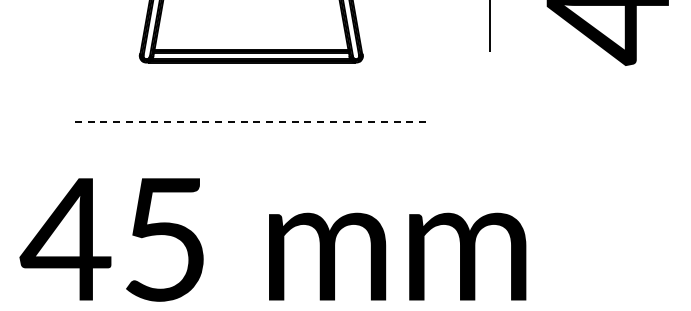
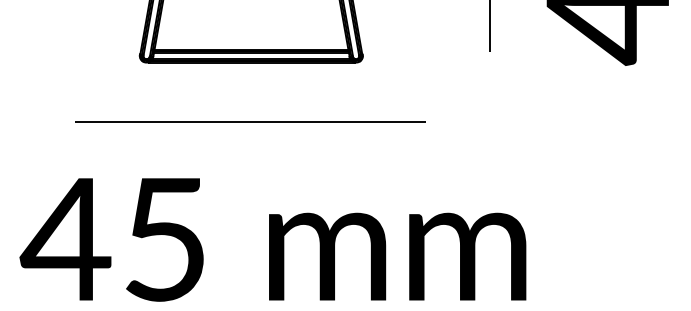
line: dashed -> solid (250, 121)
